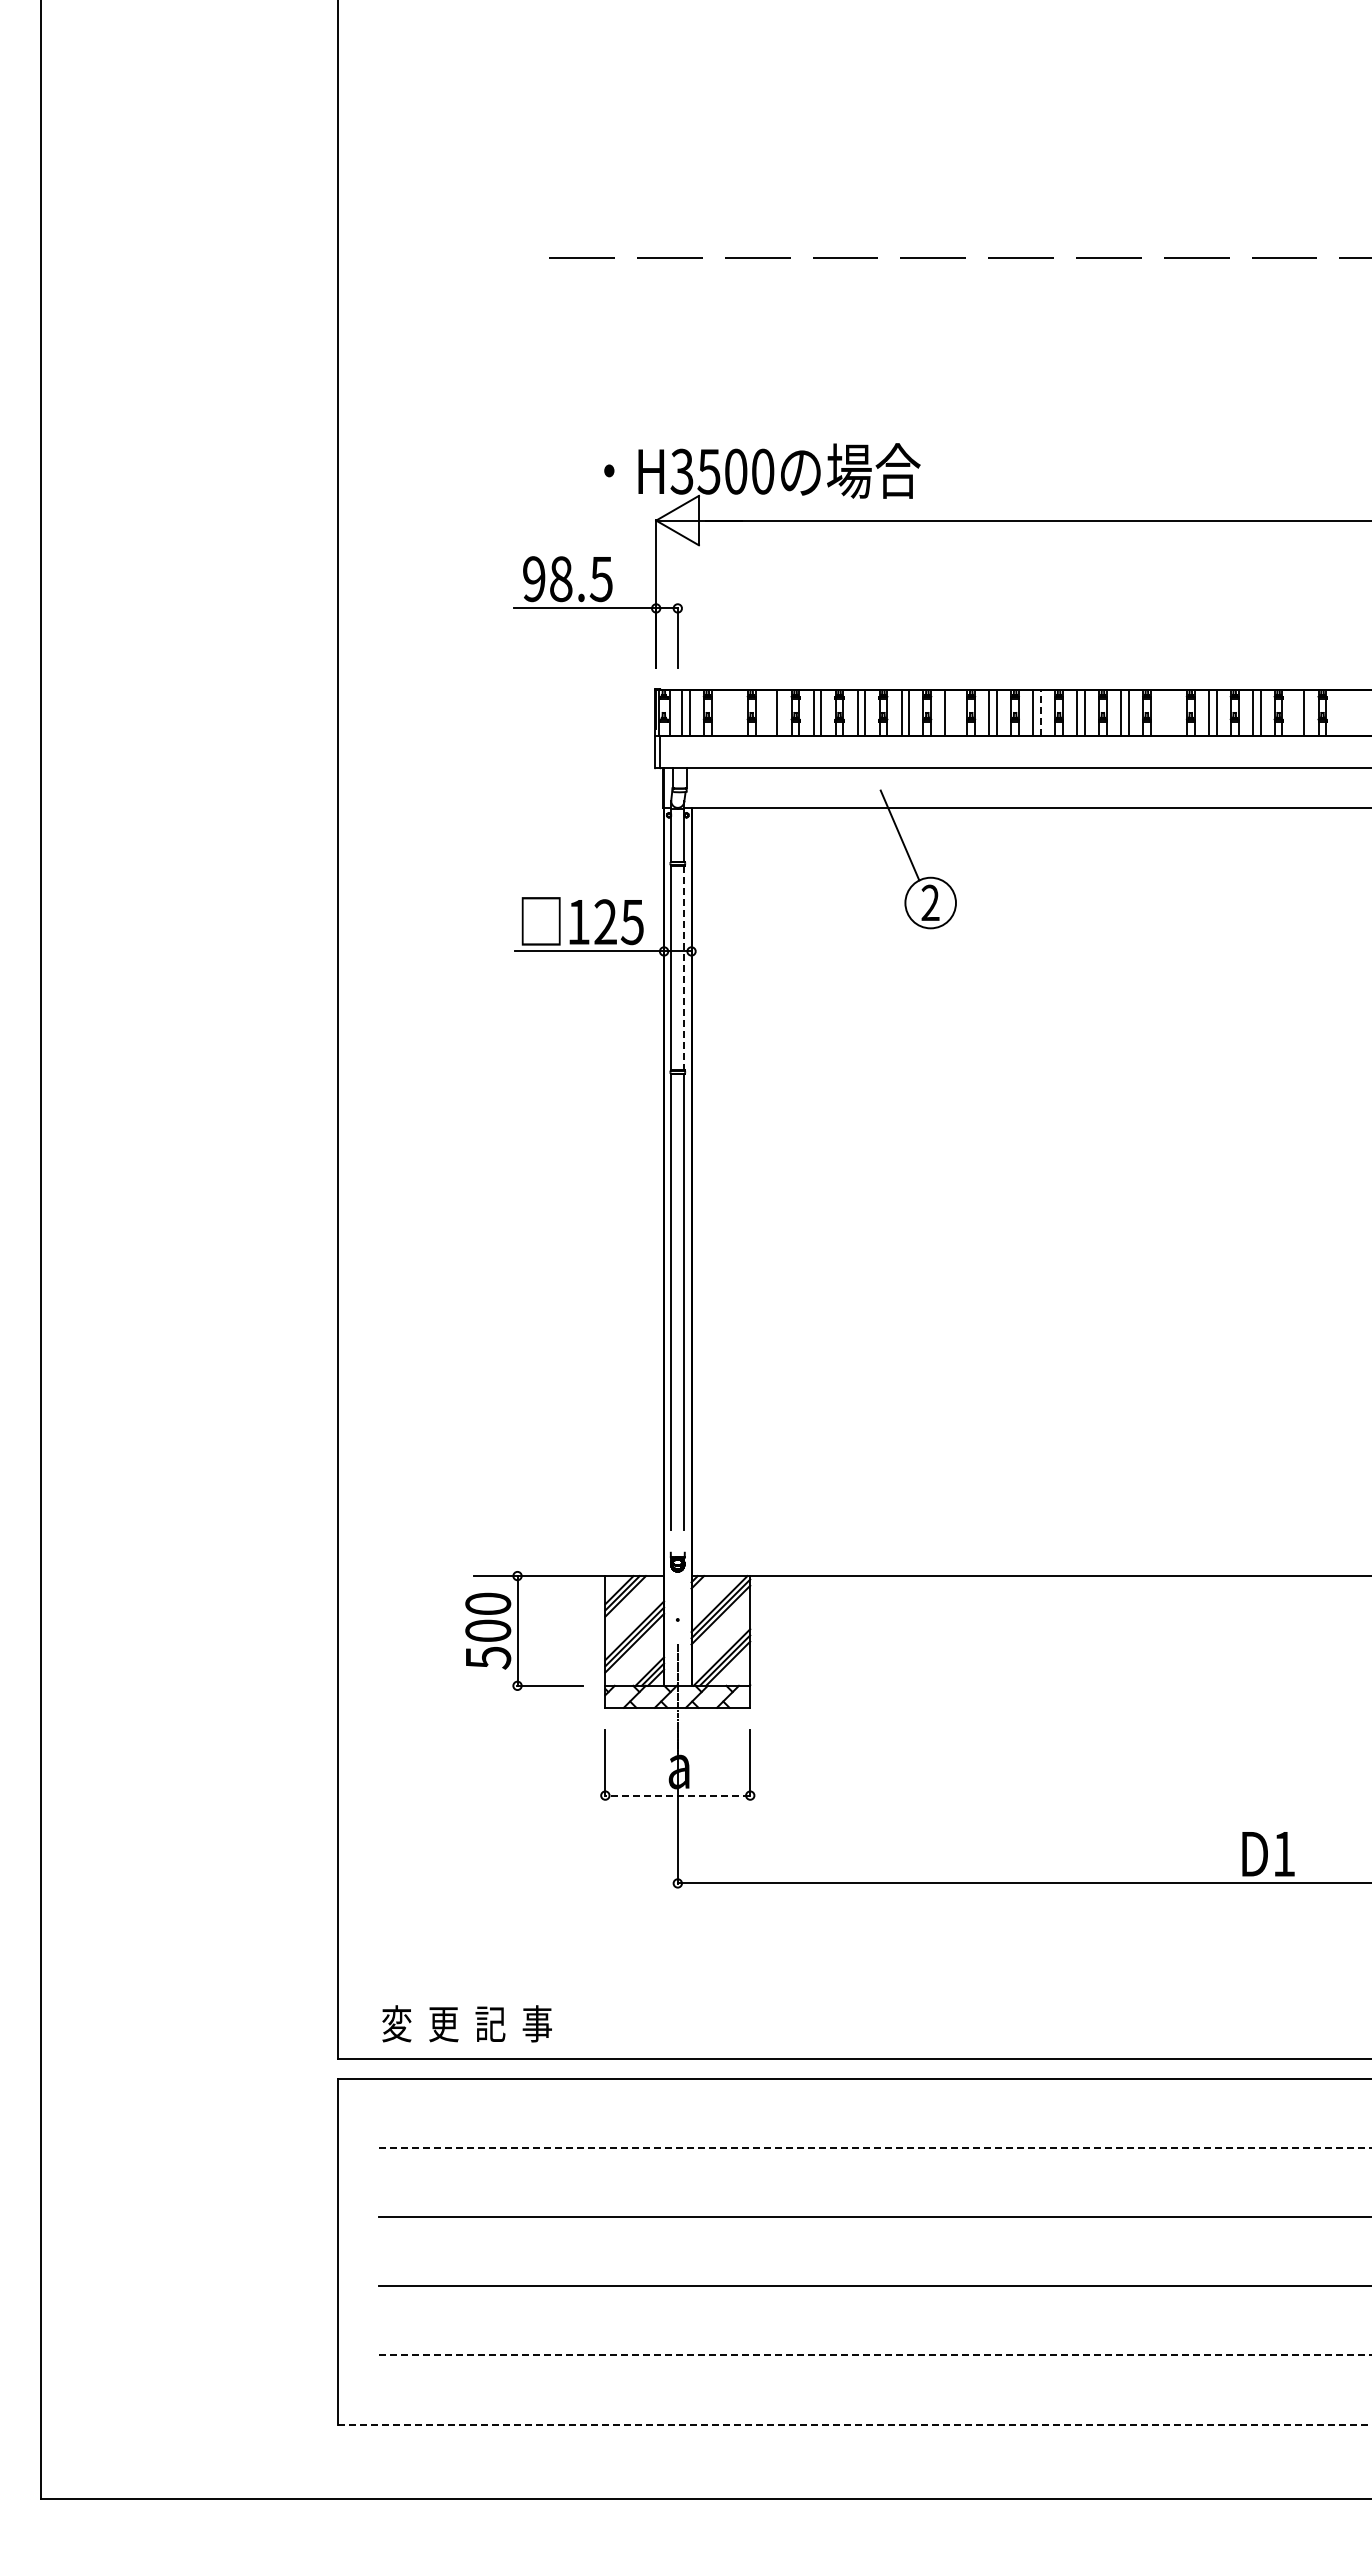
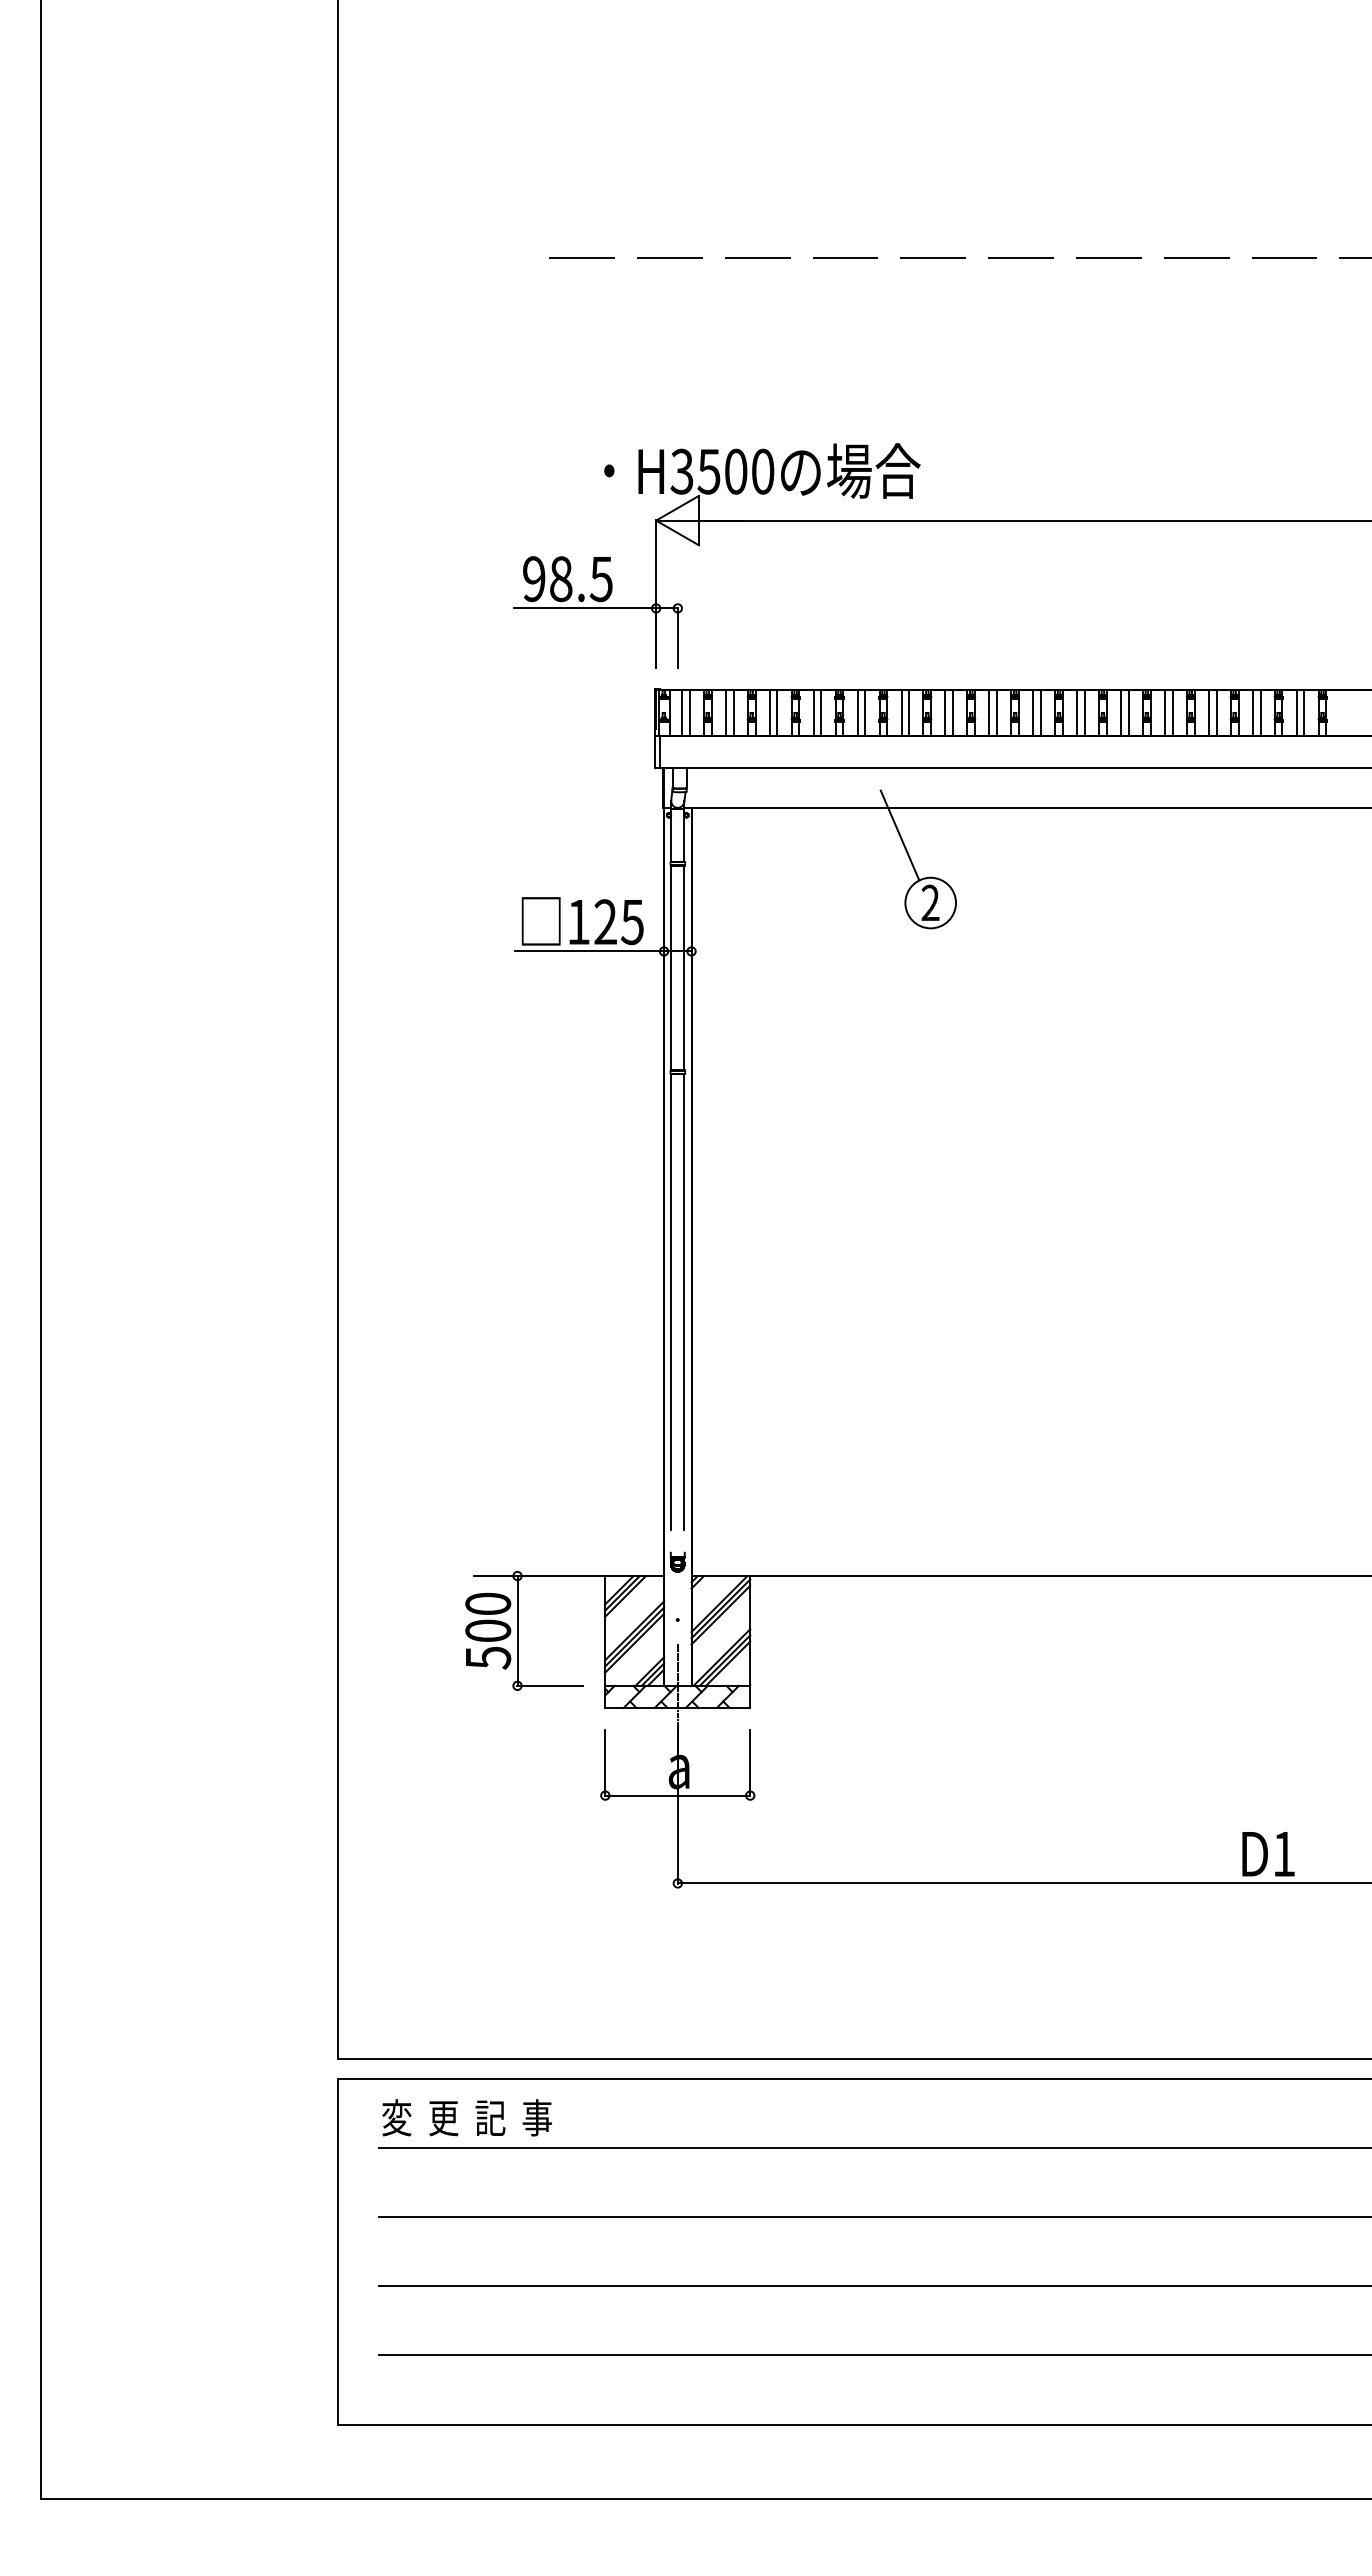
line: none -> present (725, 712)
line: none -> present (733, 712)
line: none -> present (769, 712)
line: none -> present (953, 712)
line: none -> present (1164, 712)
line: none -> present (1172, 712)
line: none -> present (1296, 712)
line: dashed -> solid (1040, 713)
line: dashed -> solid (684, 968)
line: dashed -> solid (677, 1795)
text position: (466, 2023) -> (466, 2117) (466, 2117)
line: dashed -> solid (875, 2147)
line: dashed -> solid (875, 2355)
line: dashed -> solid (854, 2424)
